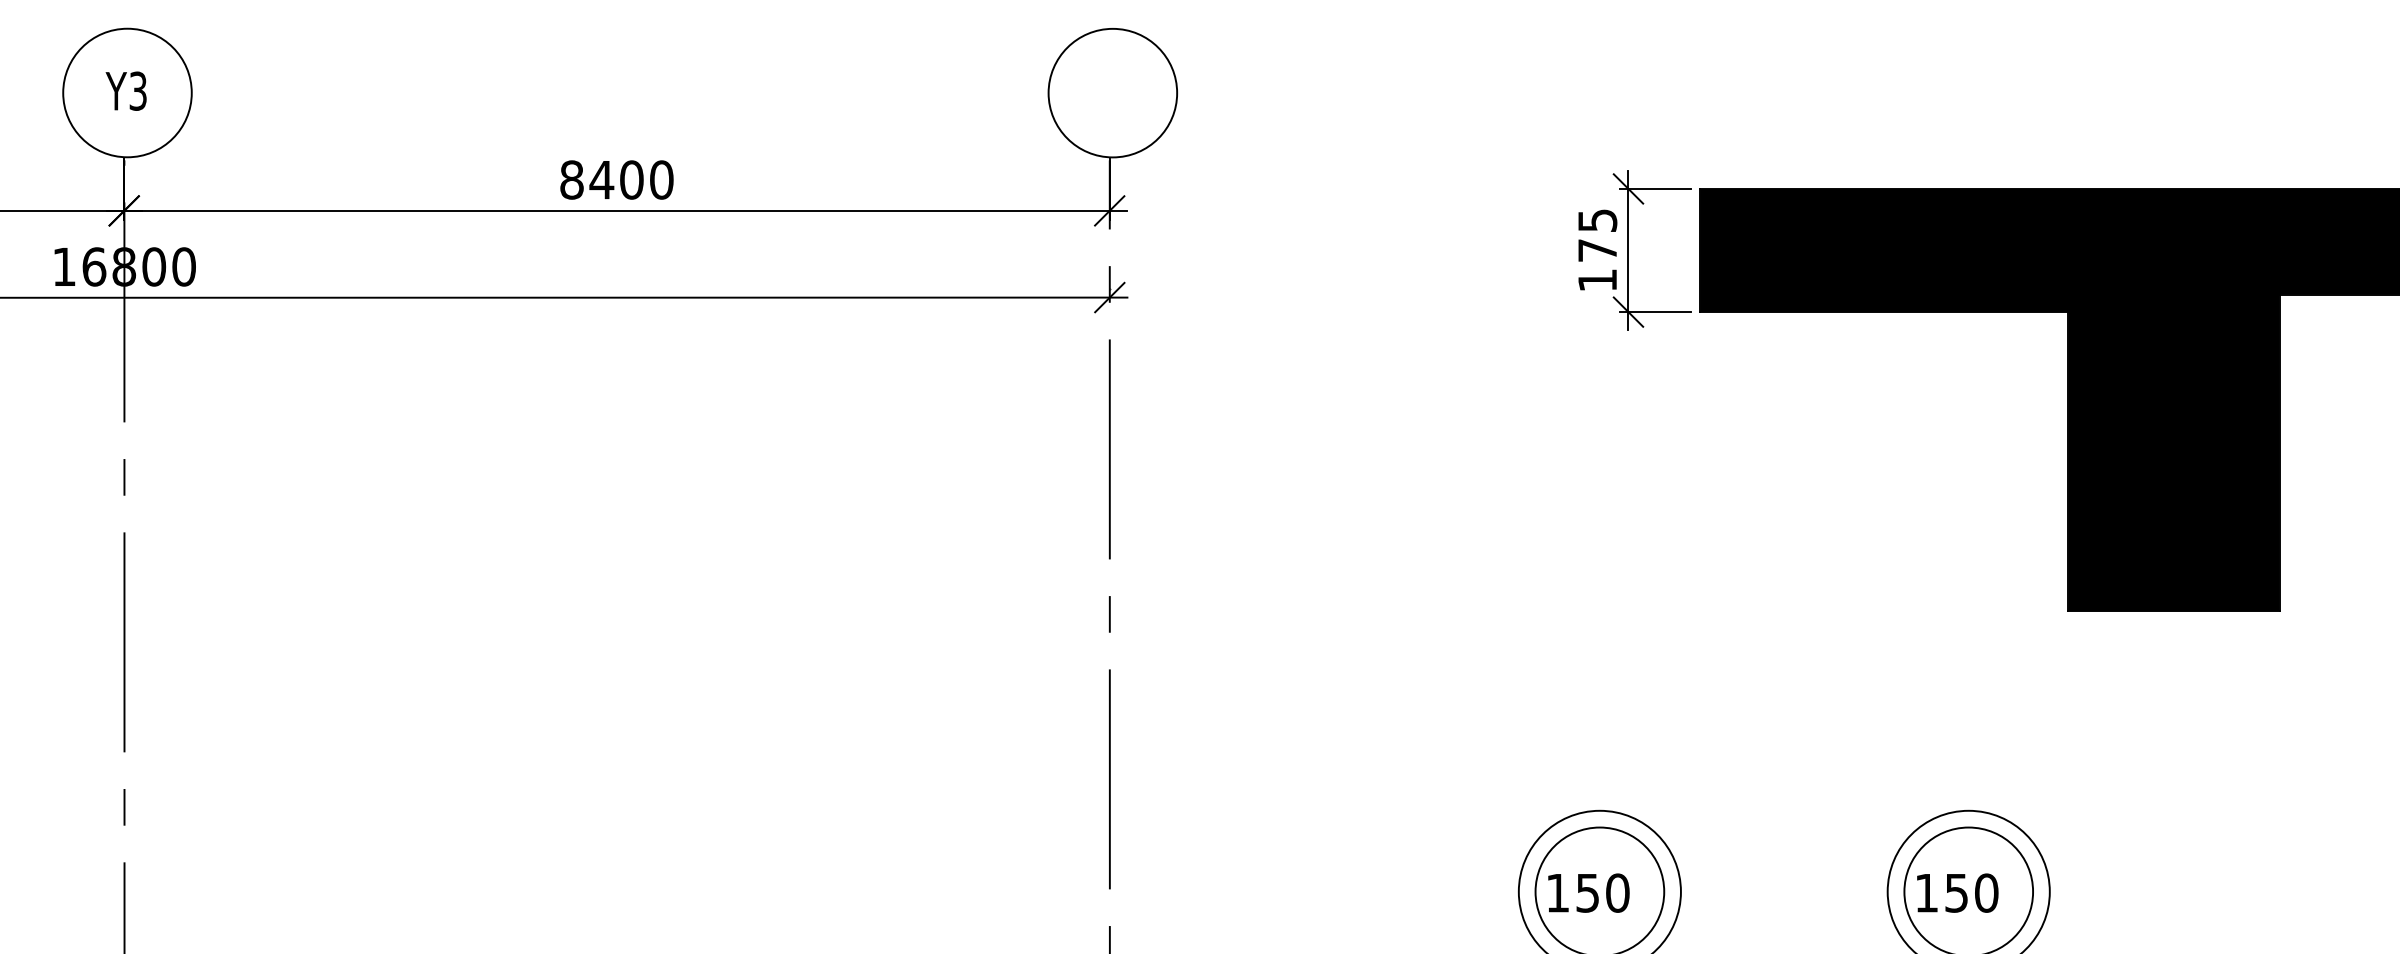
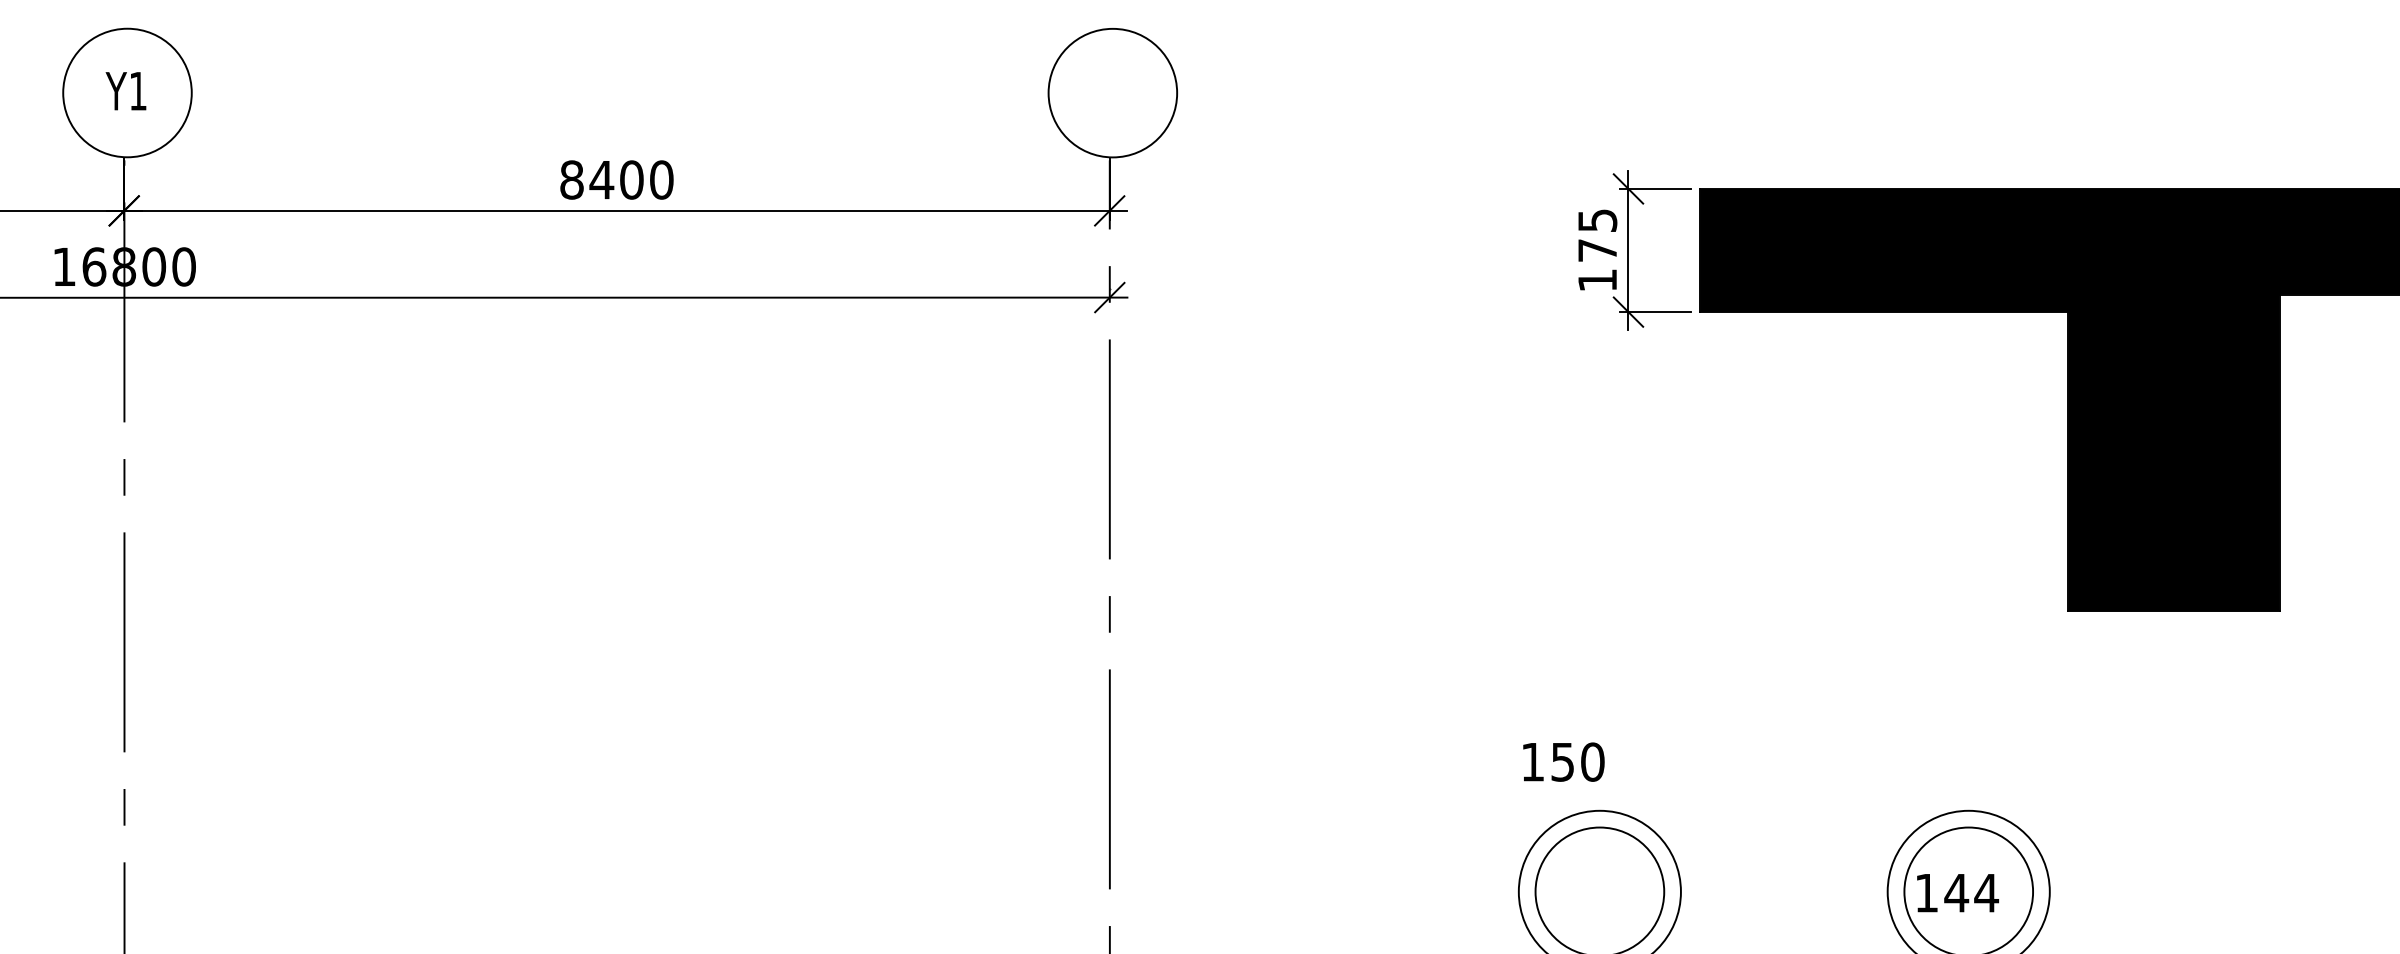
text: Y3 -> Y1 (137, 90)
text position: (1588, 892) -> (1563, 761) (1563, 761)
text: 150 -> 144 (1971, 892)
